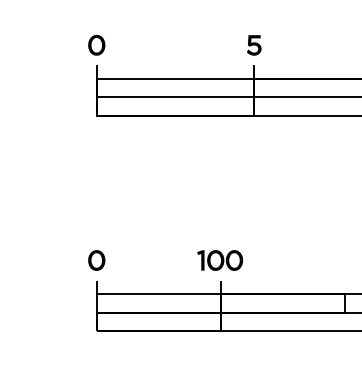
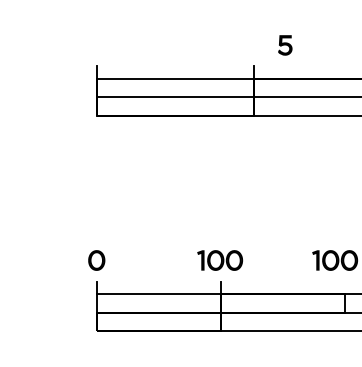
part: present -> none (96, 45)
part position: (254, 45) -> (285, 45) (285, 45)
part: none -> present (335, 260)
